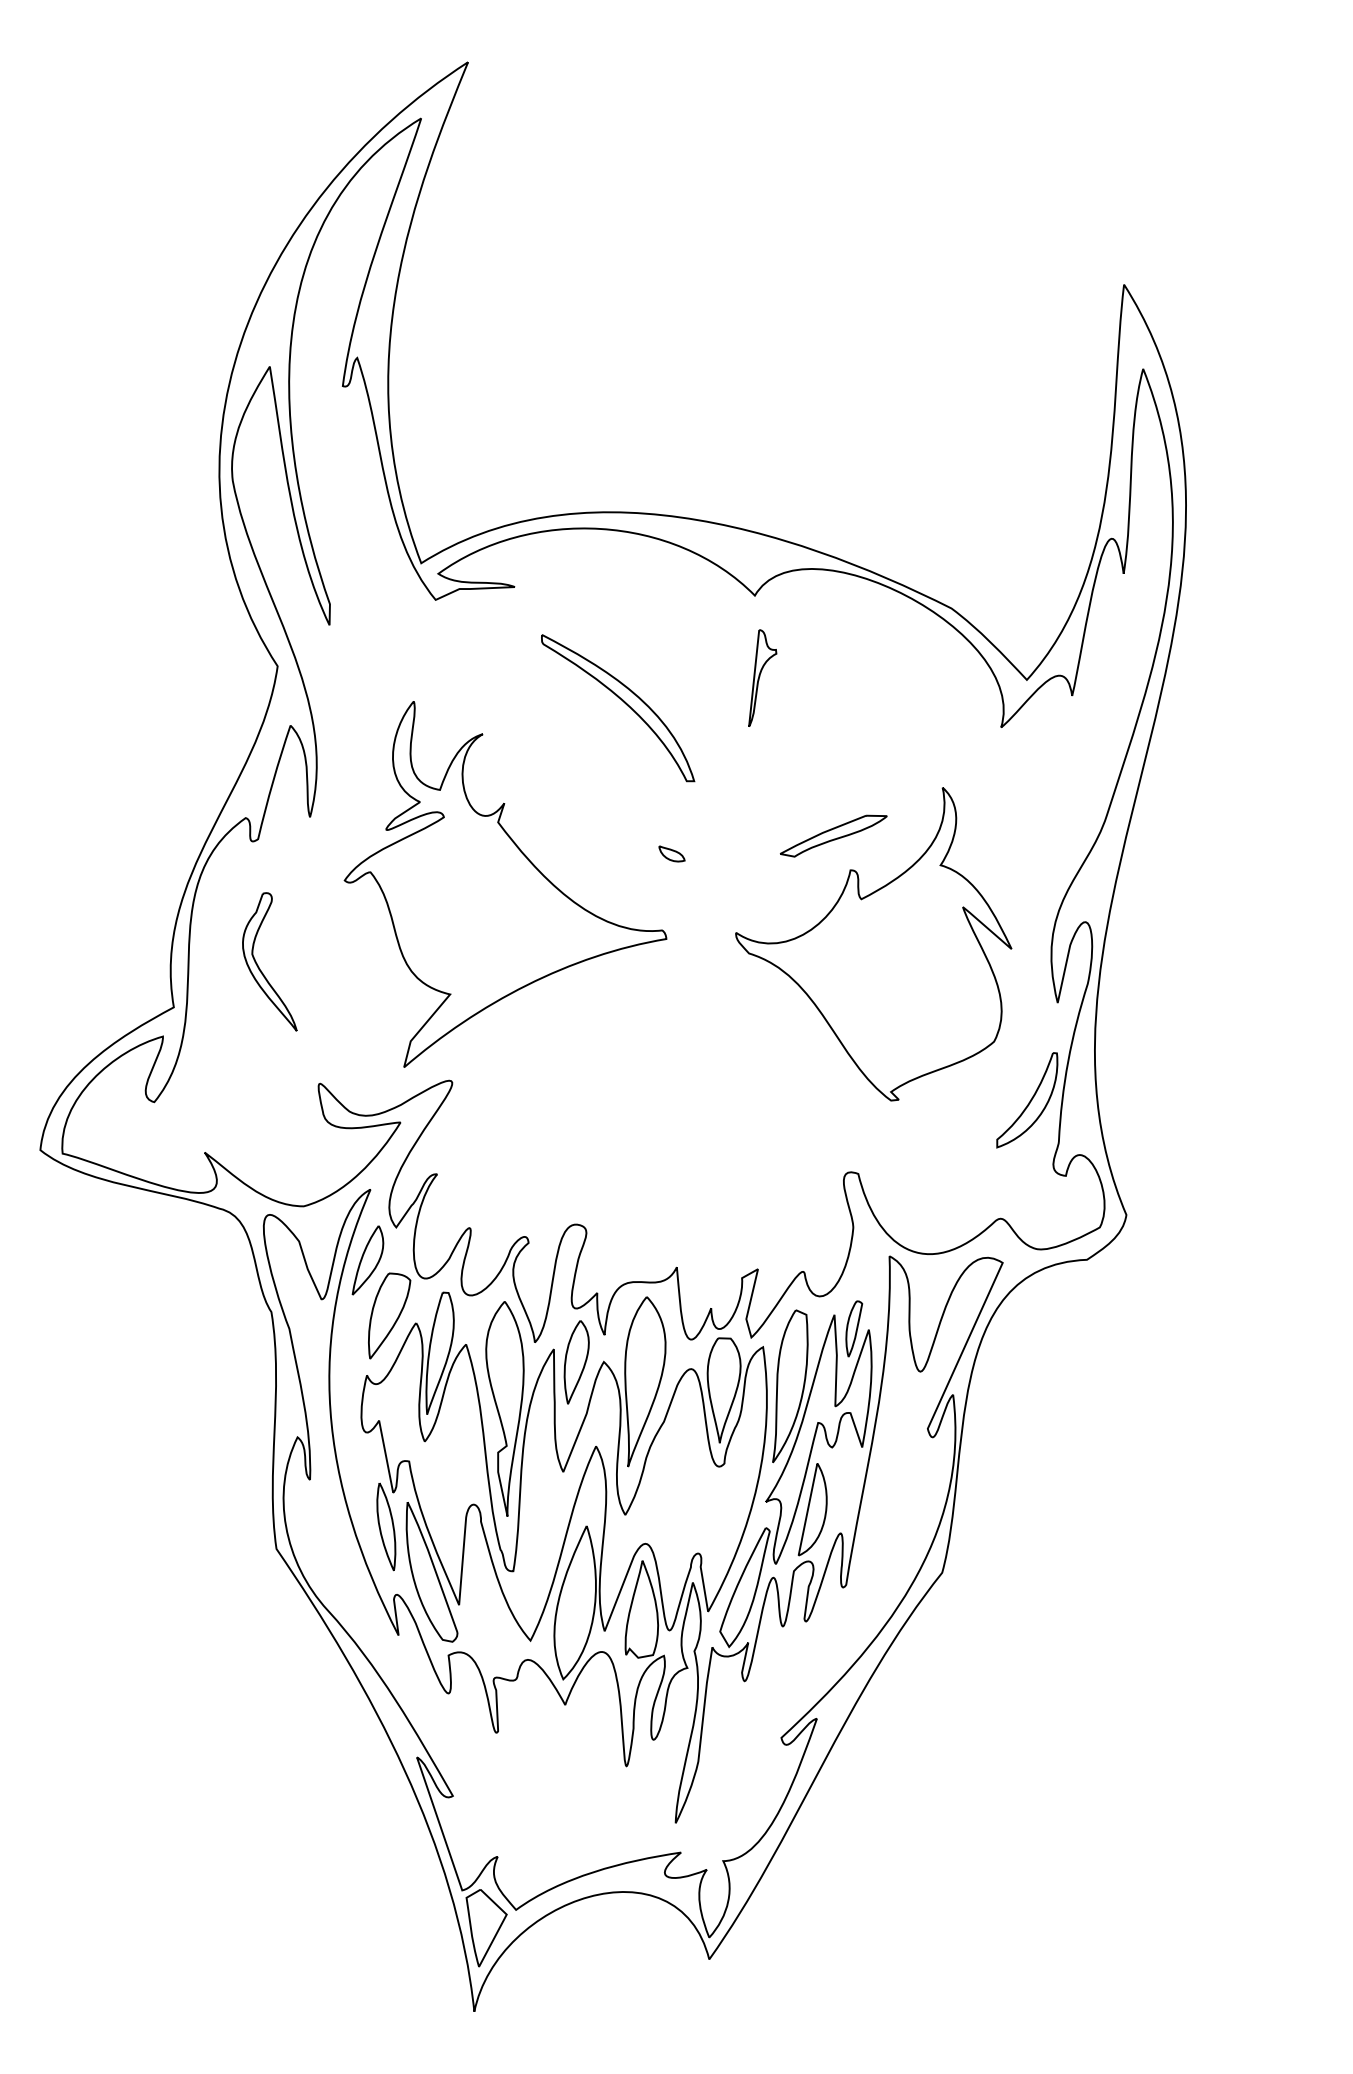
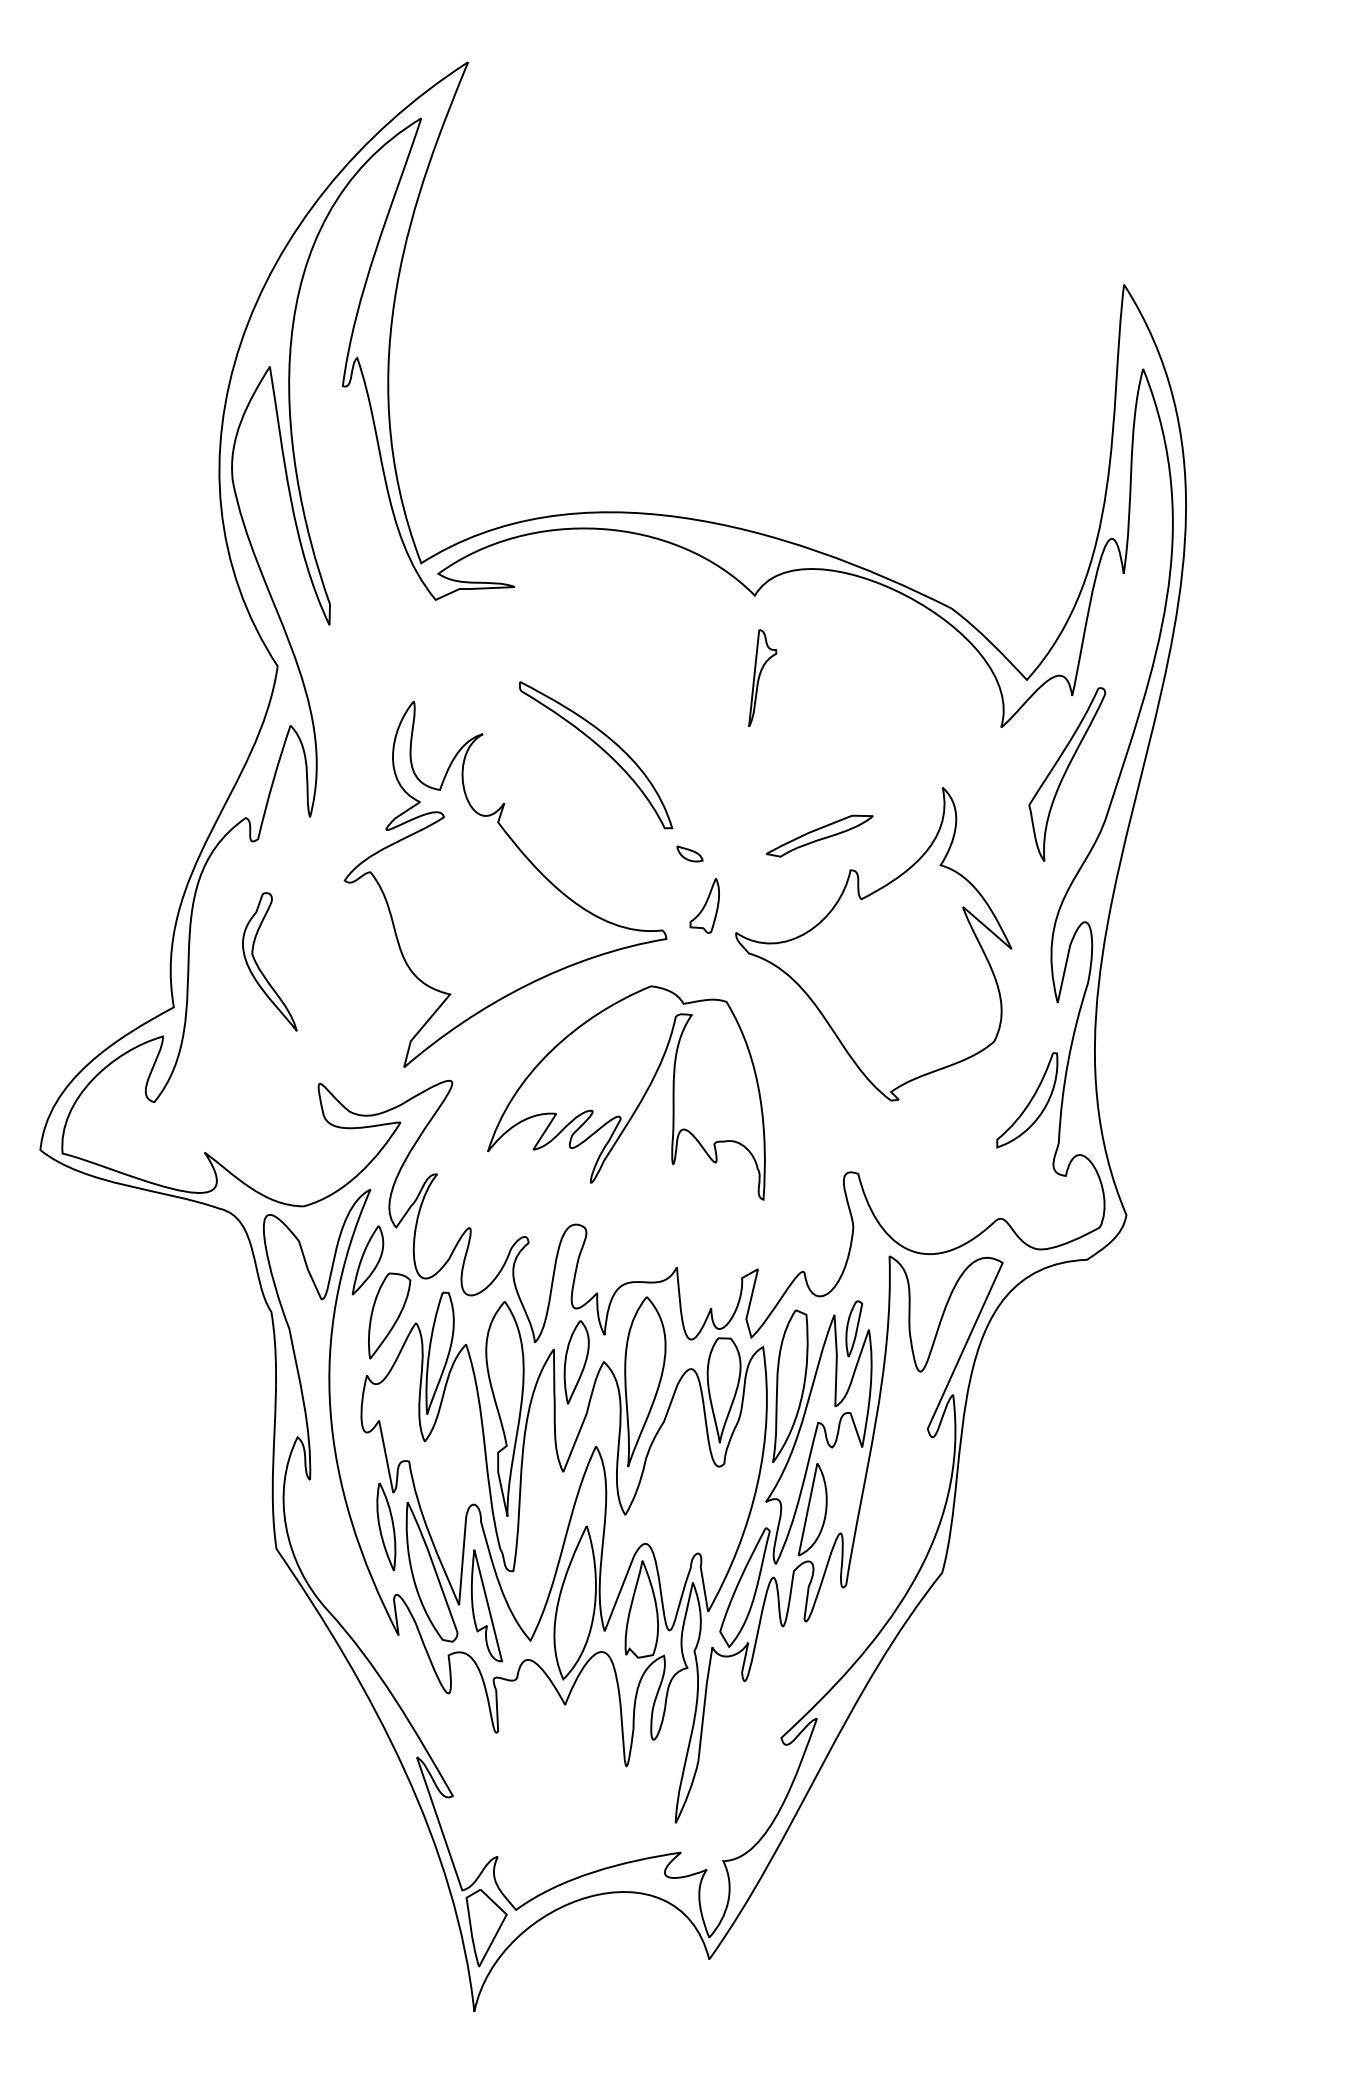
part position: (623, 702) -> (601, 749) (601, 749)
part: none -> present (1067, 774)
part position: (833, 835) -> (819, 835) (819, 835)
part position: (671, 853) -> (689, 853) (689, 853)
part: none -> present (704, 905)
part: none -> present (626, 1092)
part: none -> present (486, 1605)
